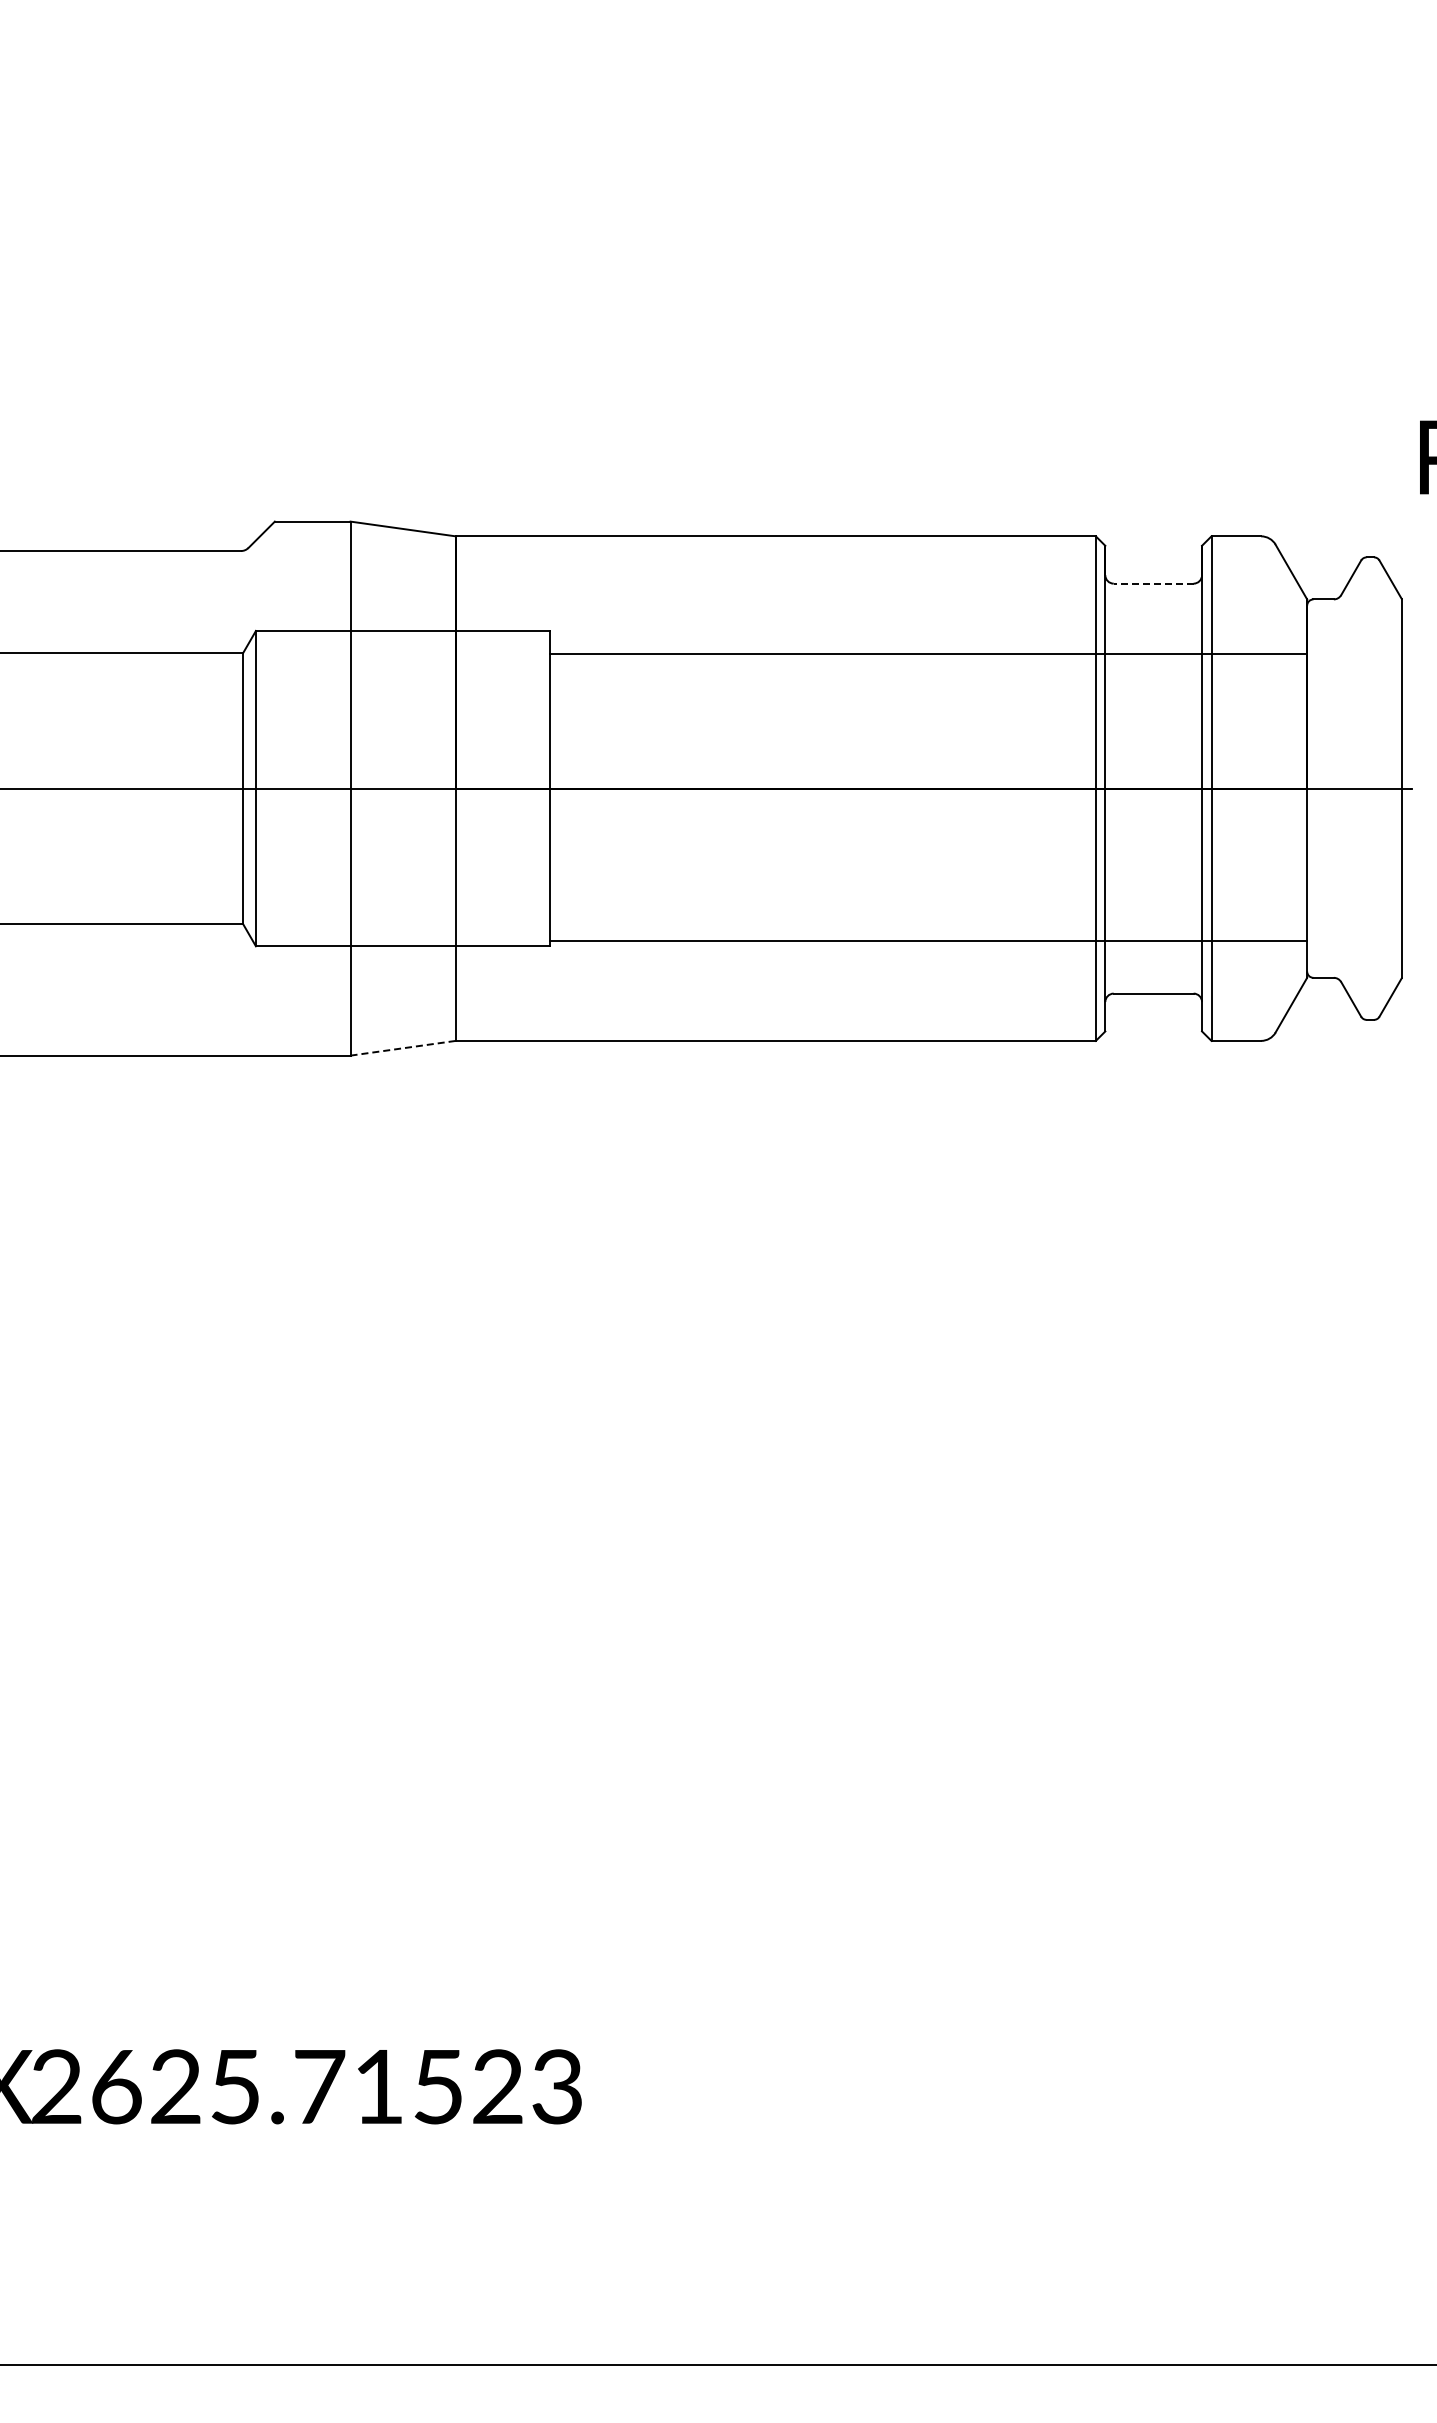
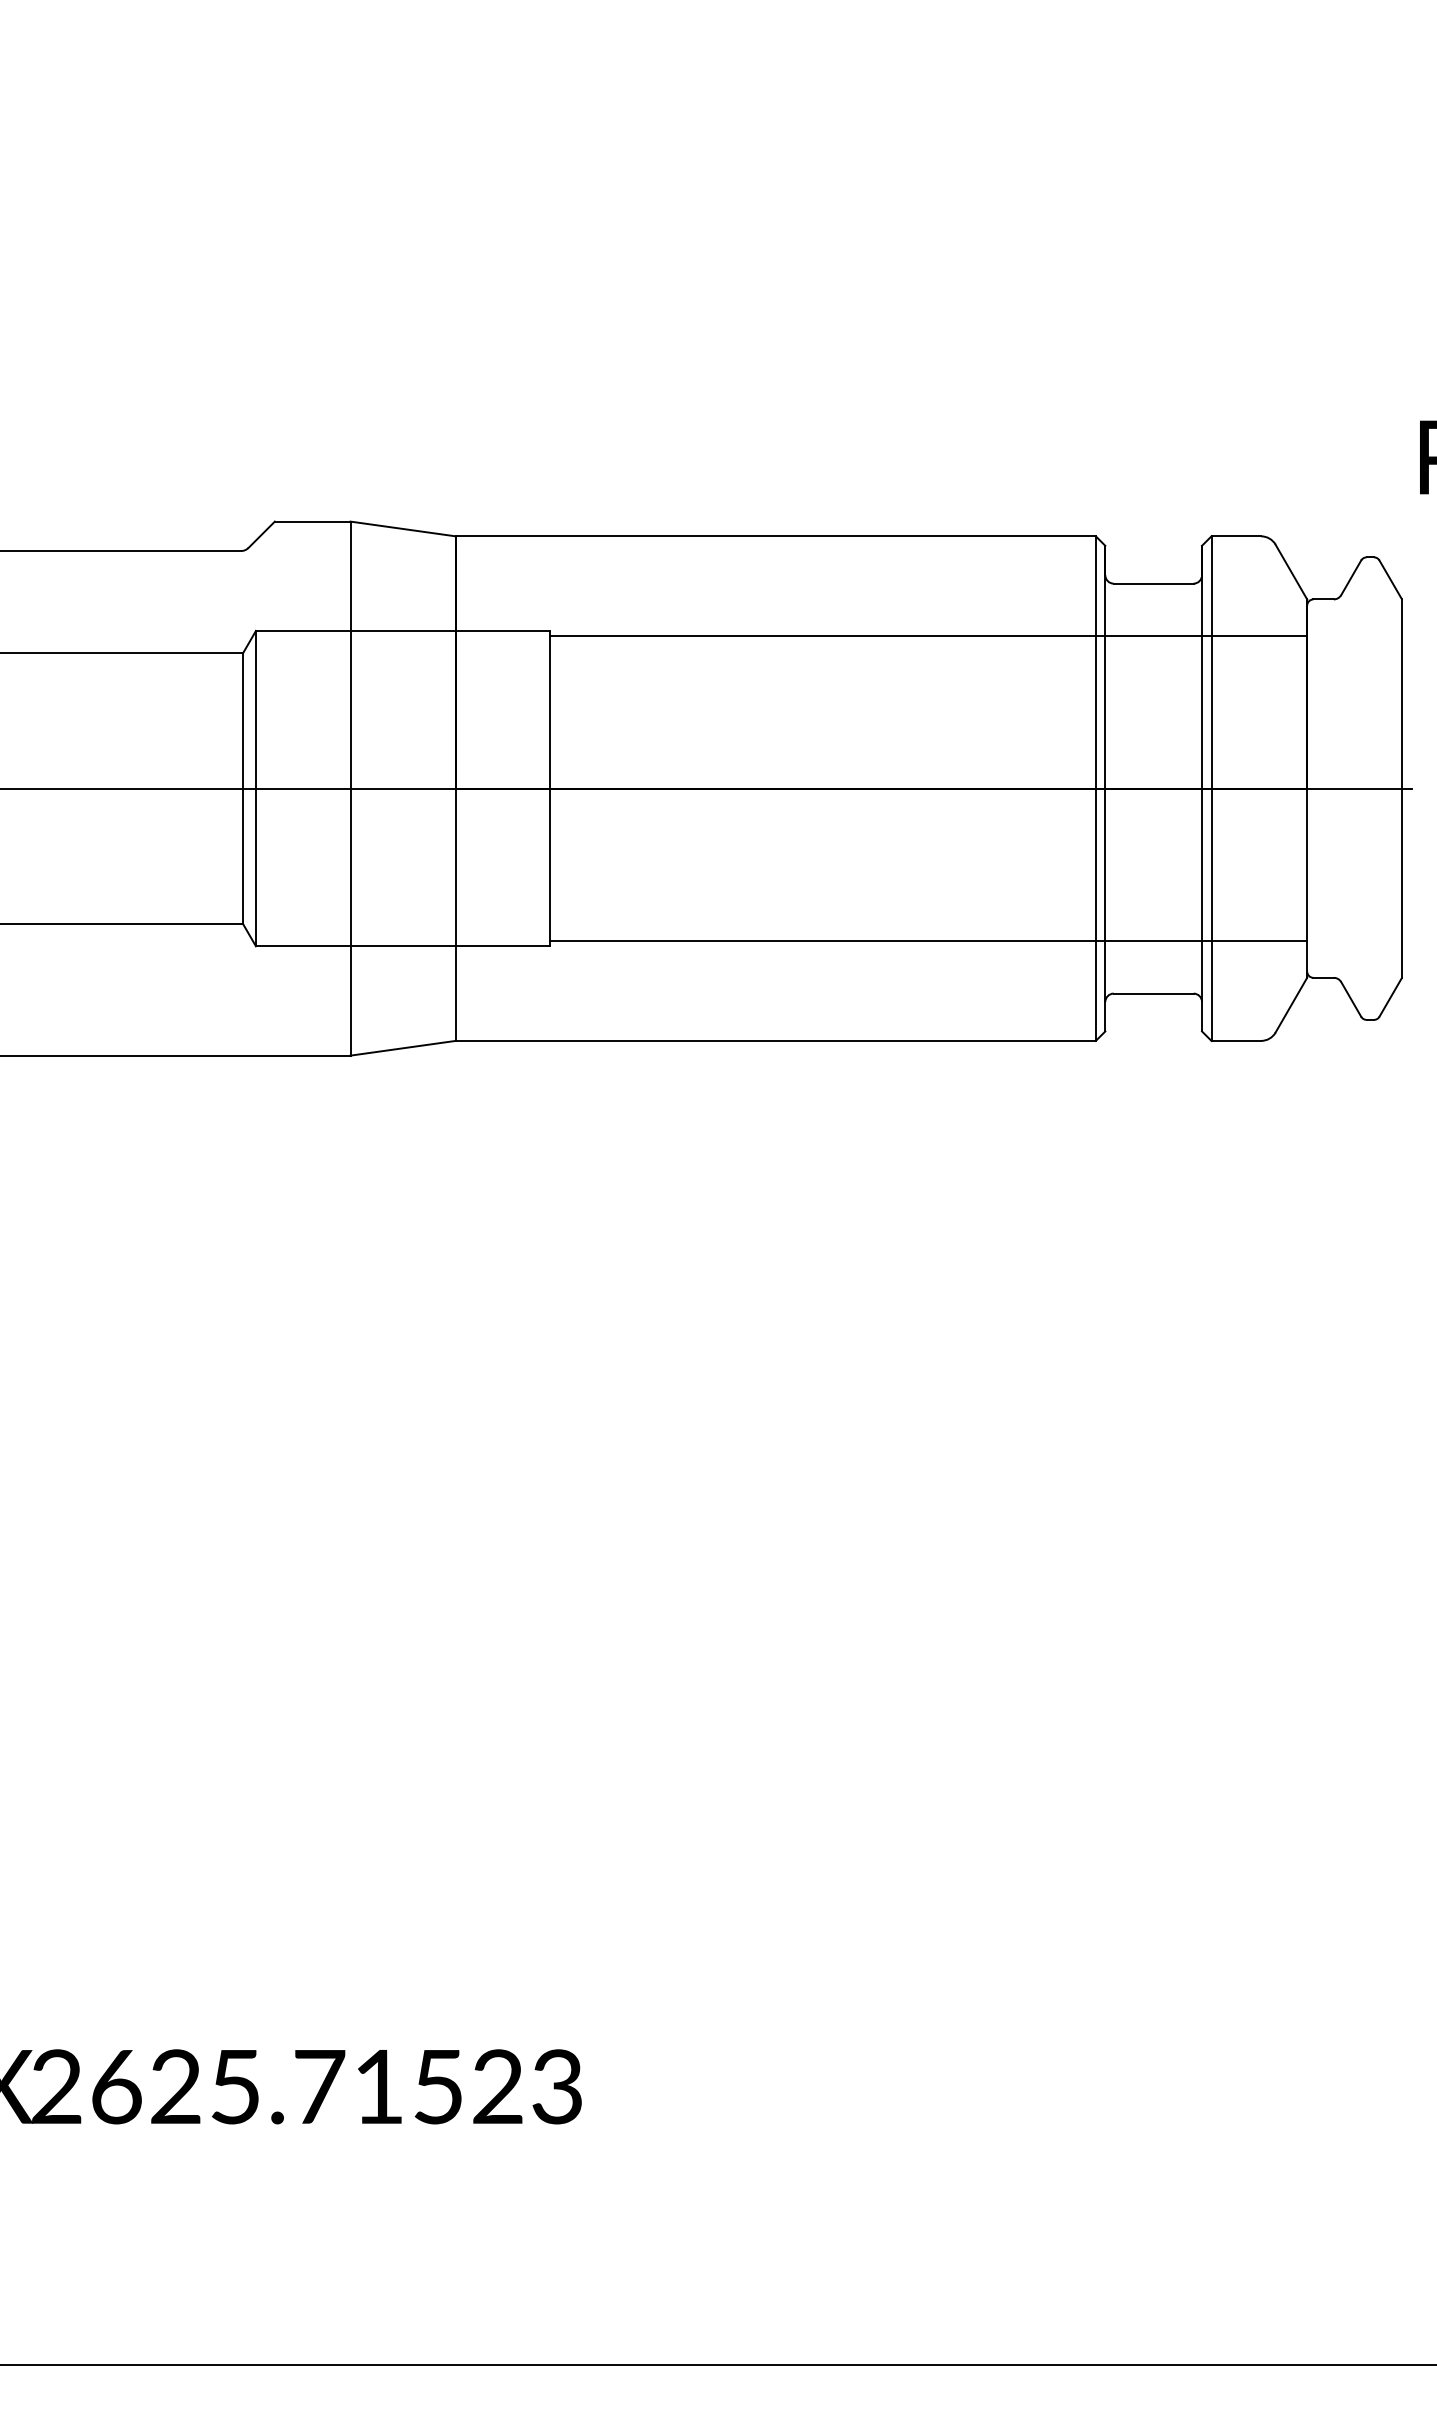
line: dashed -> solid (1153, 583)
line position: (928, 653) -> (928, 635) (928, 635)
line: dashed -> solid (403, 1048)
